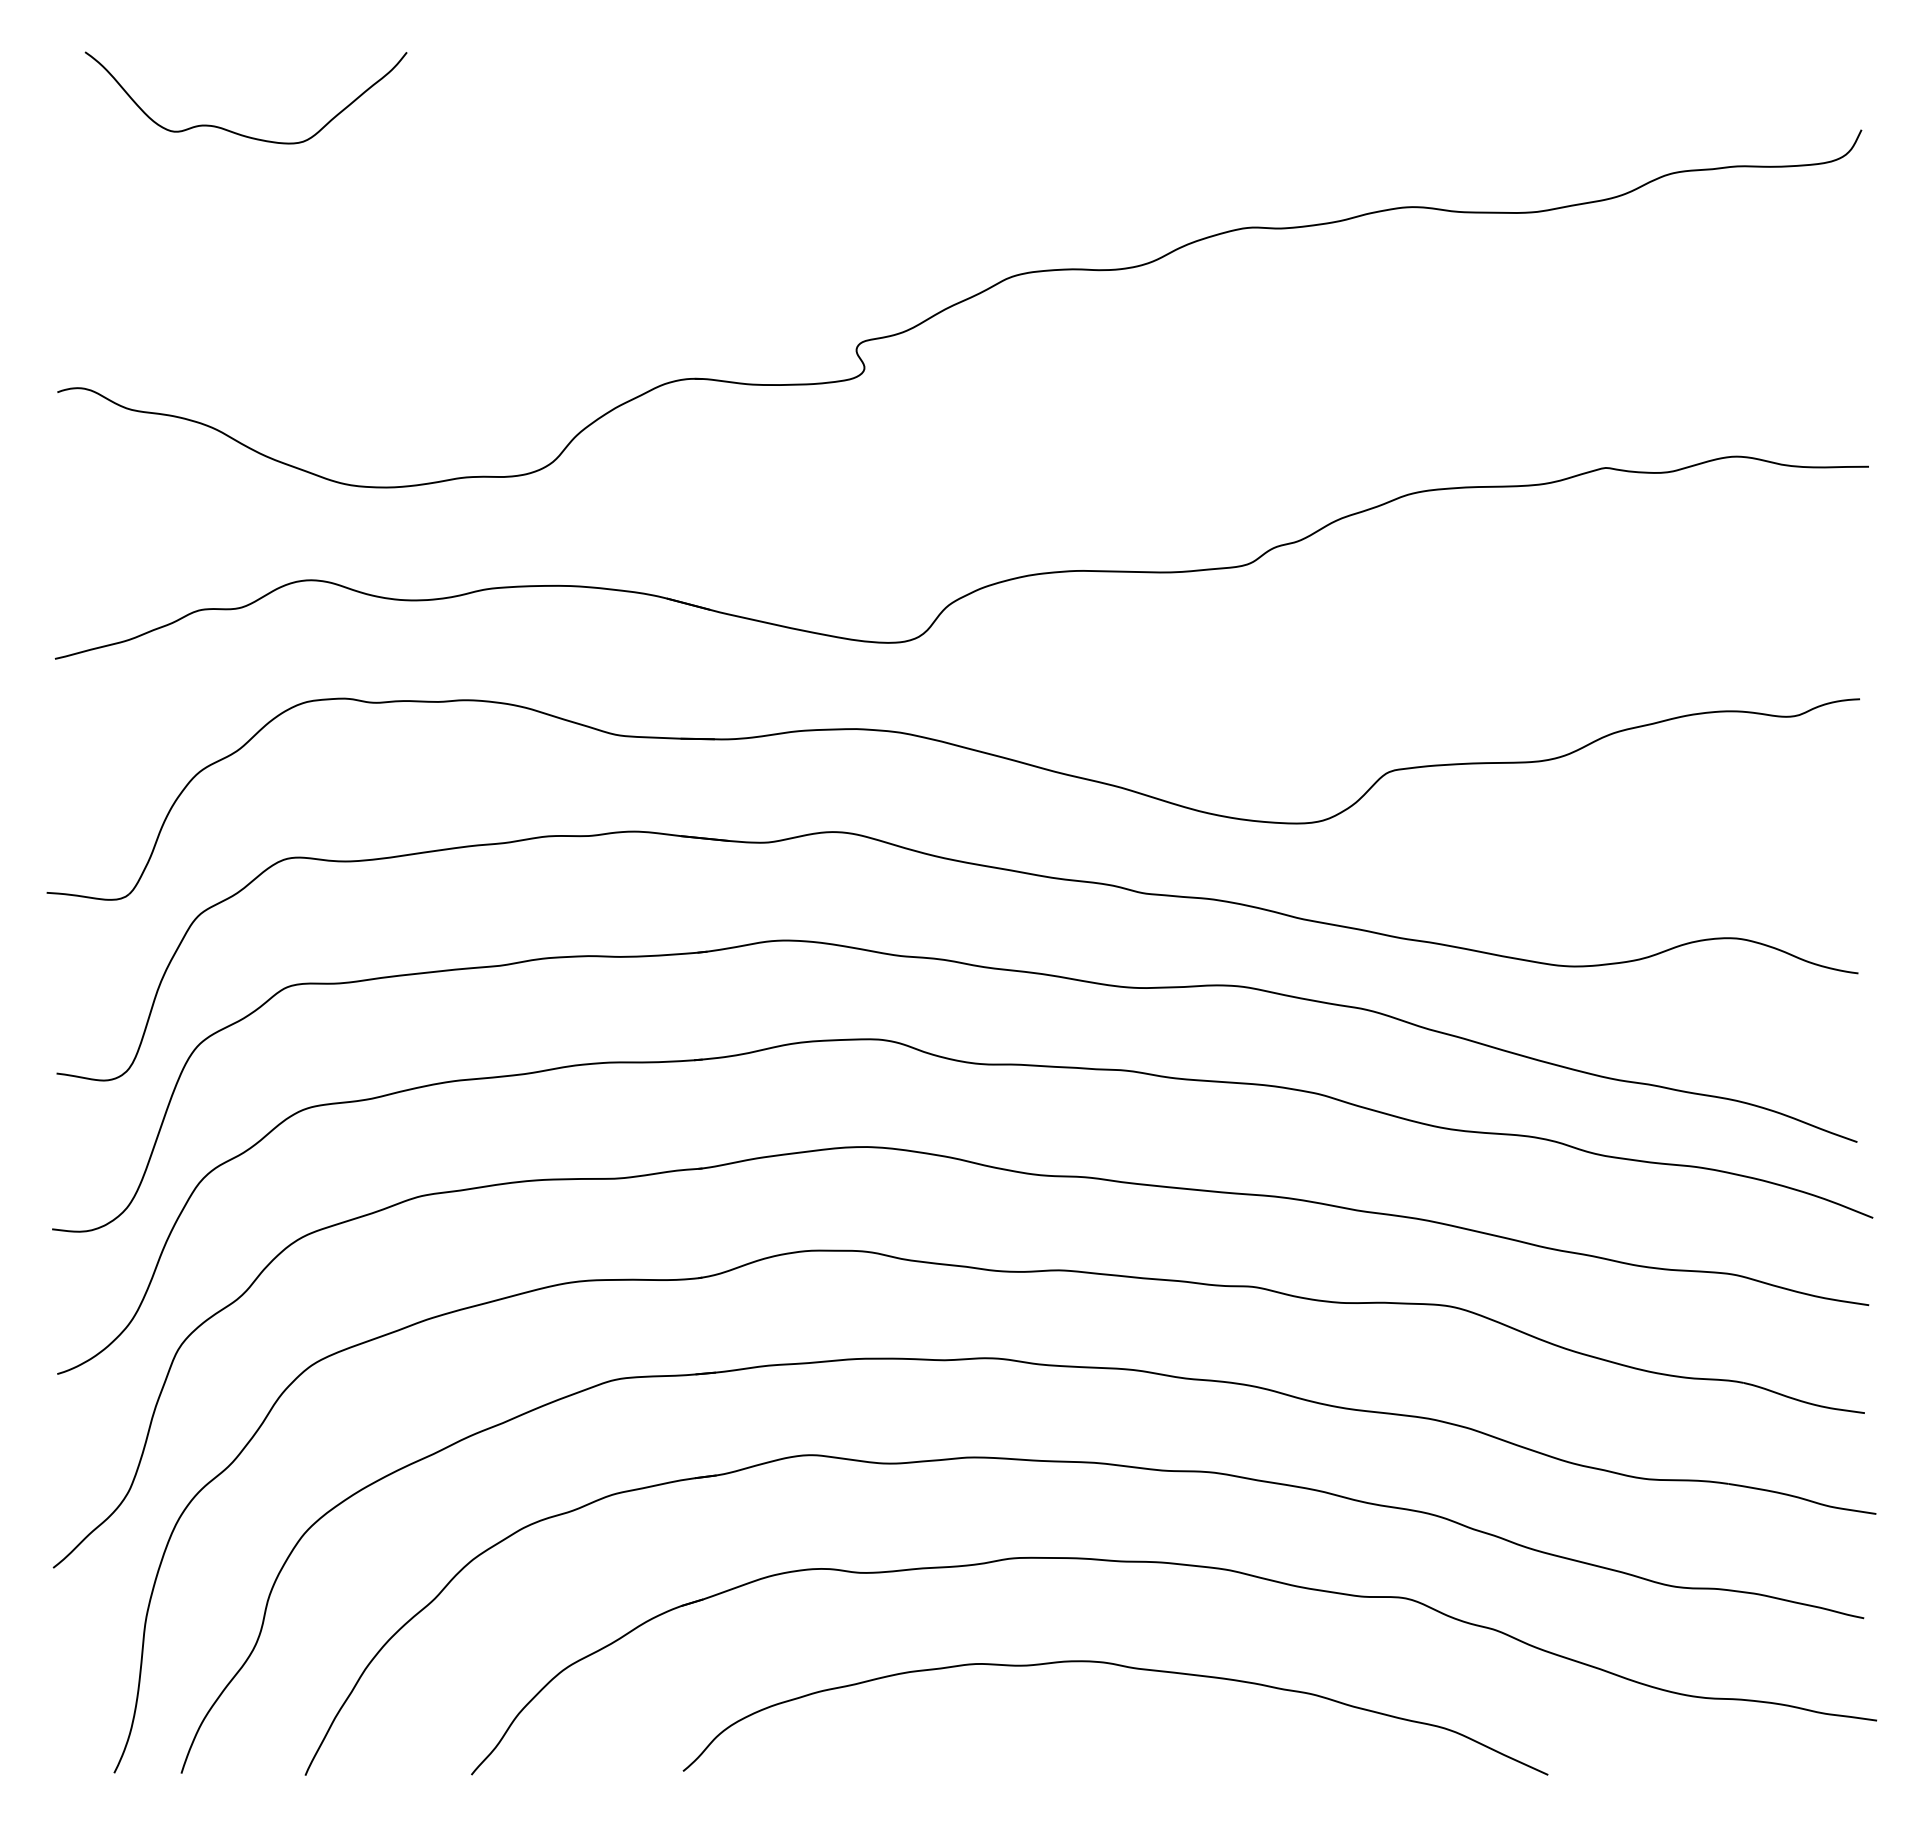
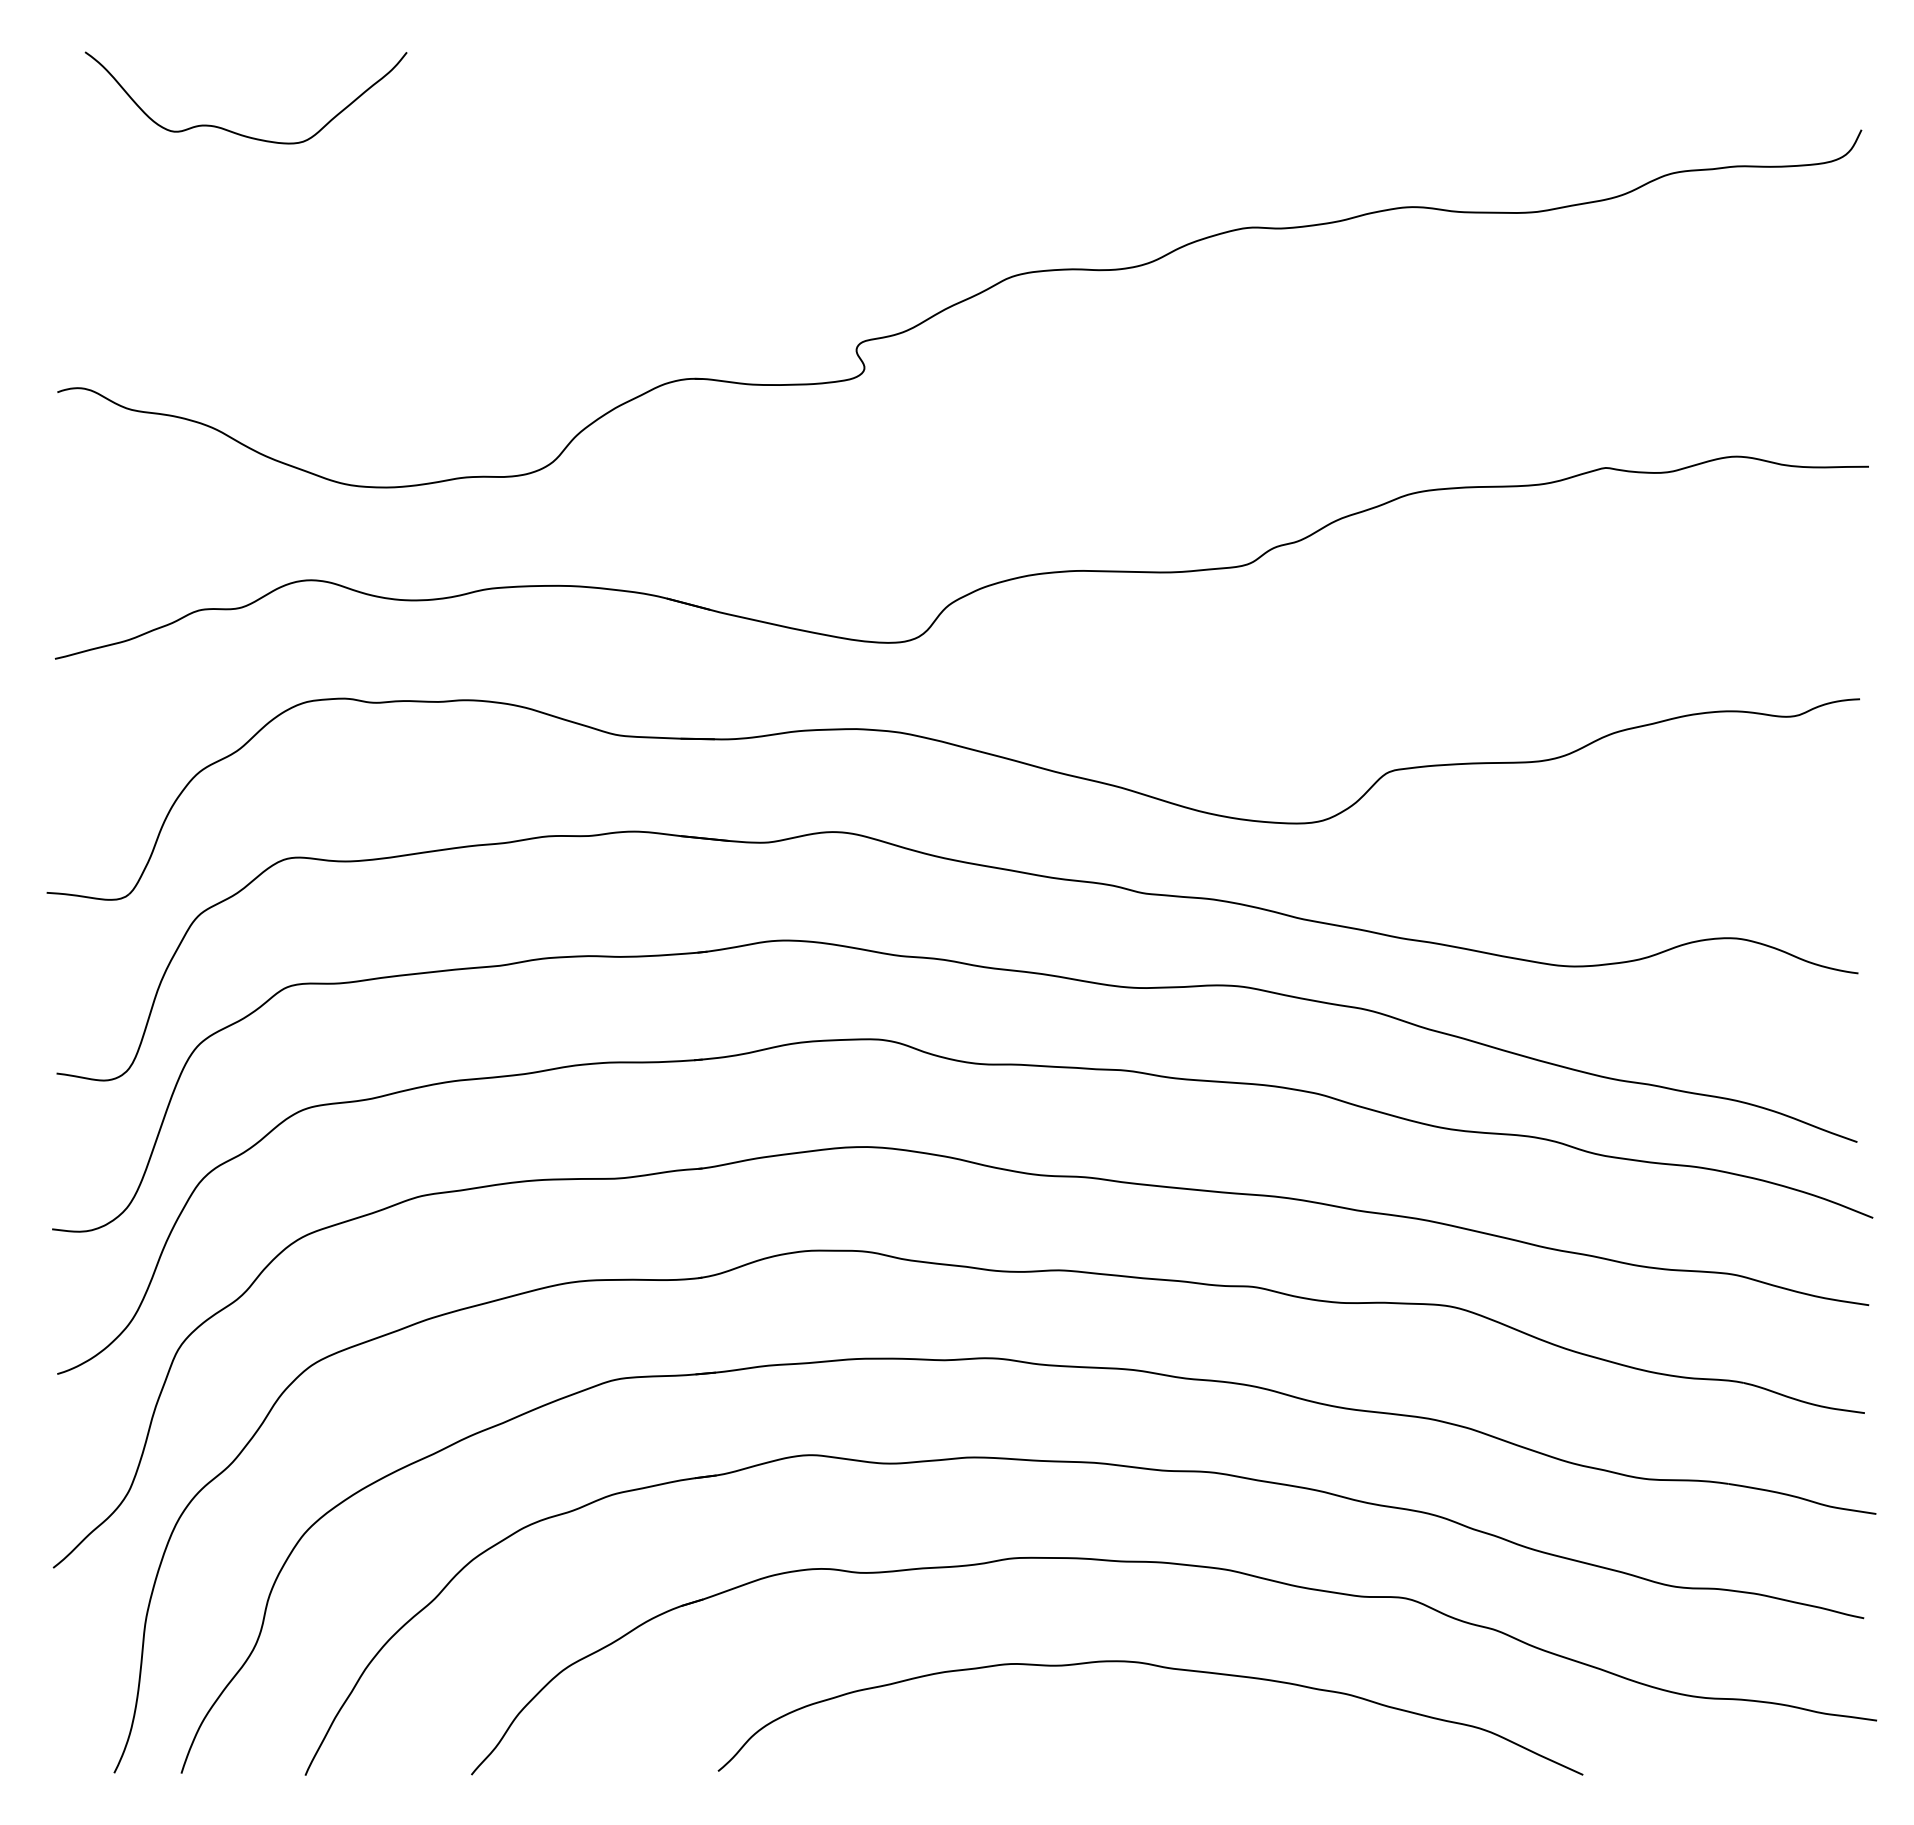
curve position: (1123, 1667) -> (1158, 1667) (1158, 1667)
